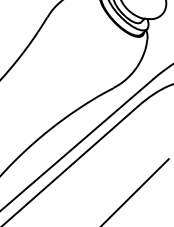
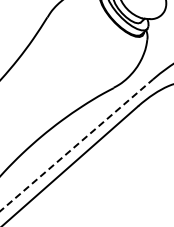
line: solid -> dashed (76, 145)
line: present -> none (136, 191)
